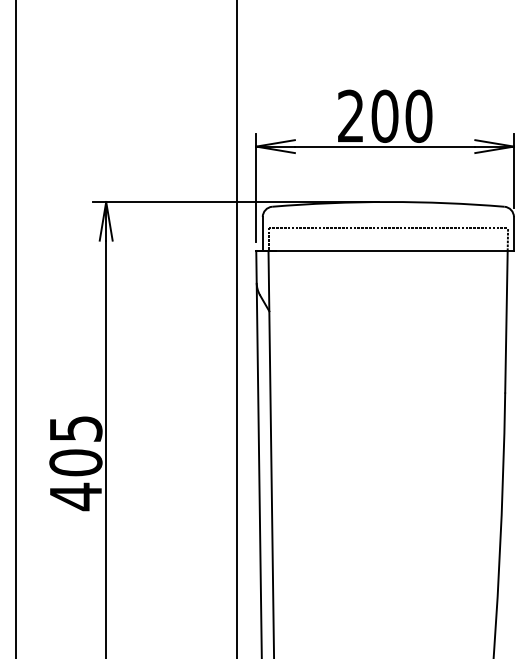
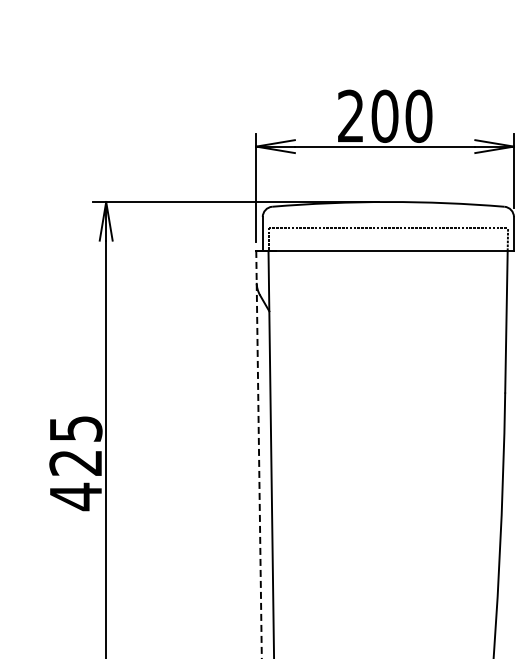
line: present -> none (16, 328)
line: present -> none (236, 328)
line: solid -> dashed (259, 454)
text: 405 -> 425 (75, 462)
